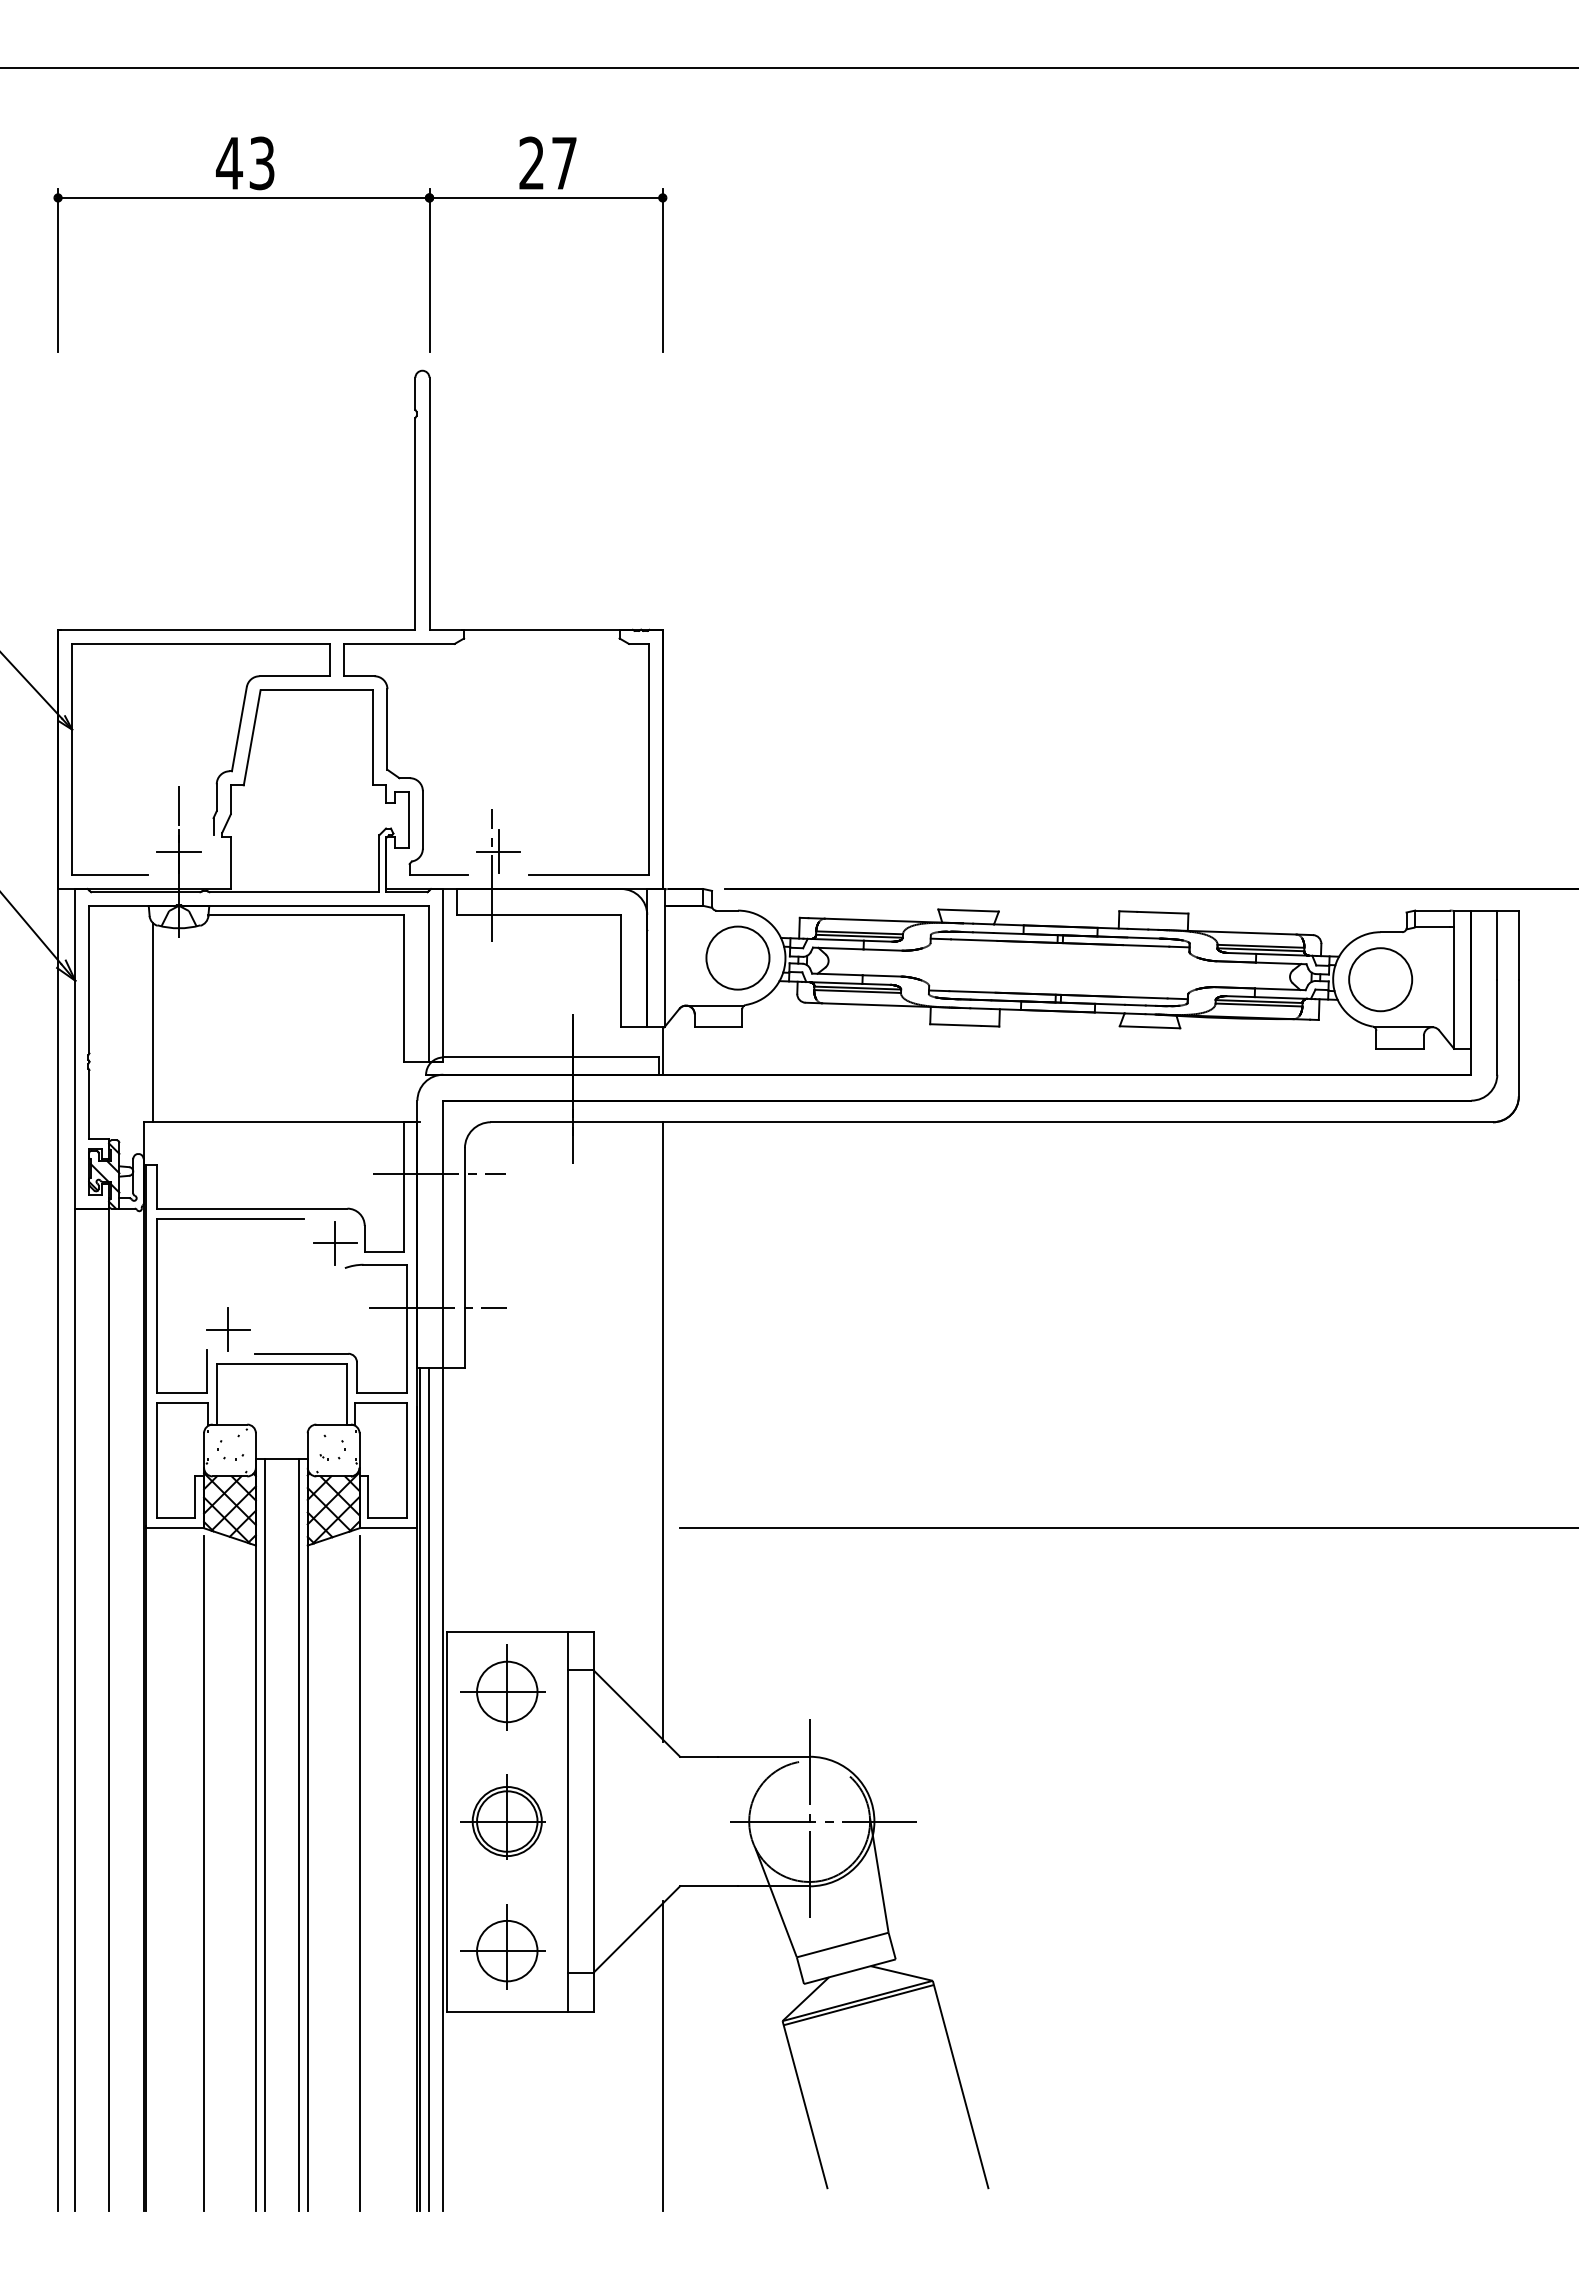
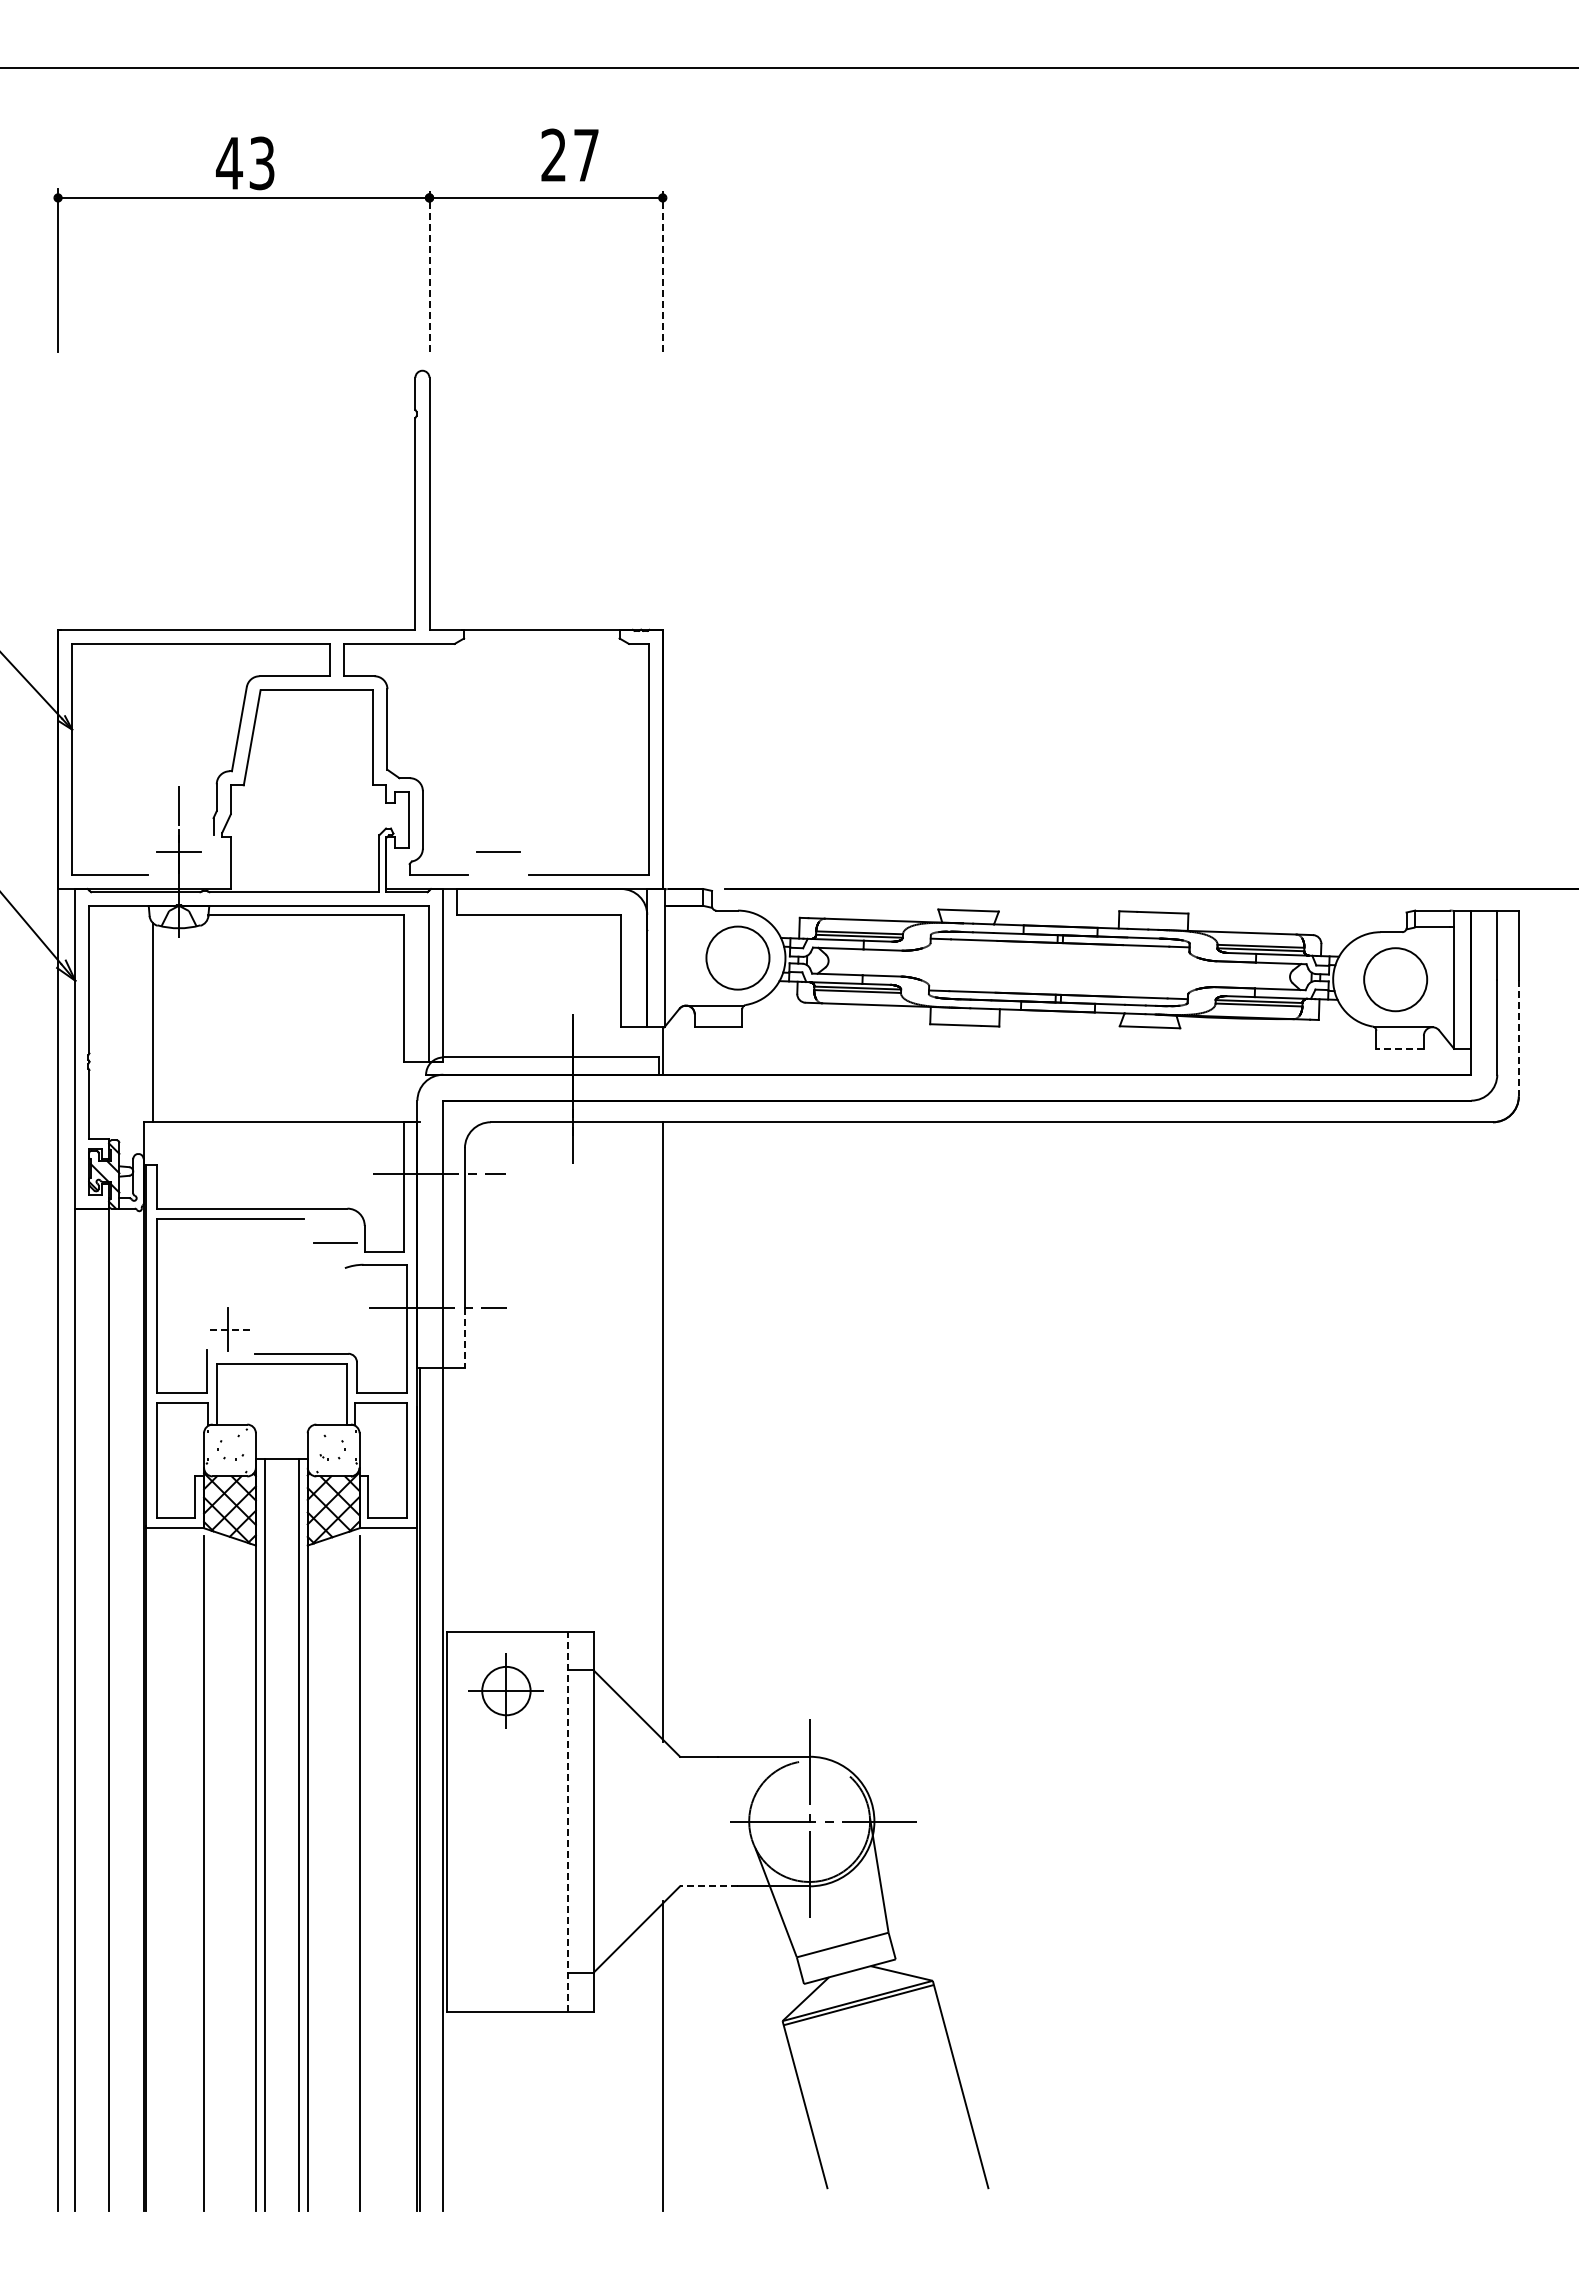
text position: (547, 162) -> (569, 154) (569, 154)
line: solid -> dashed (429, 270)
line: solid -> dashed (662, 270)
line: present -> none (498, 851)
line: present -> none (491, 874)
circle position: (1380, 979) -> (1395, 979) (1395, 979)
line: solid -> dashed (1518, 1038)
line: solid -> dashed (1400, 1048)
line: present -> none (335, 1242)
line: solid -> dashed (228, 1329)
line: solid -> dashed (464, 1338)
line: present -> none (1127, 1528)
part size: 86x87 px -> 76x76 px (505, 1690)
line: present -> none (429, 1789)
part: present -> none (502, 1816)
line: solid -> dashed (567, 1821)
line: solid -> dashed (708, 1886)
part: present -> none (502, 1946)
